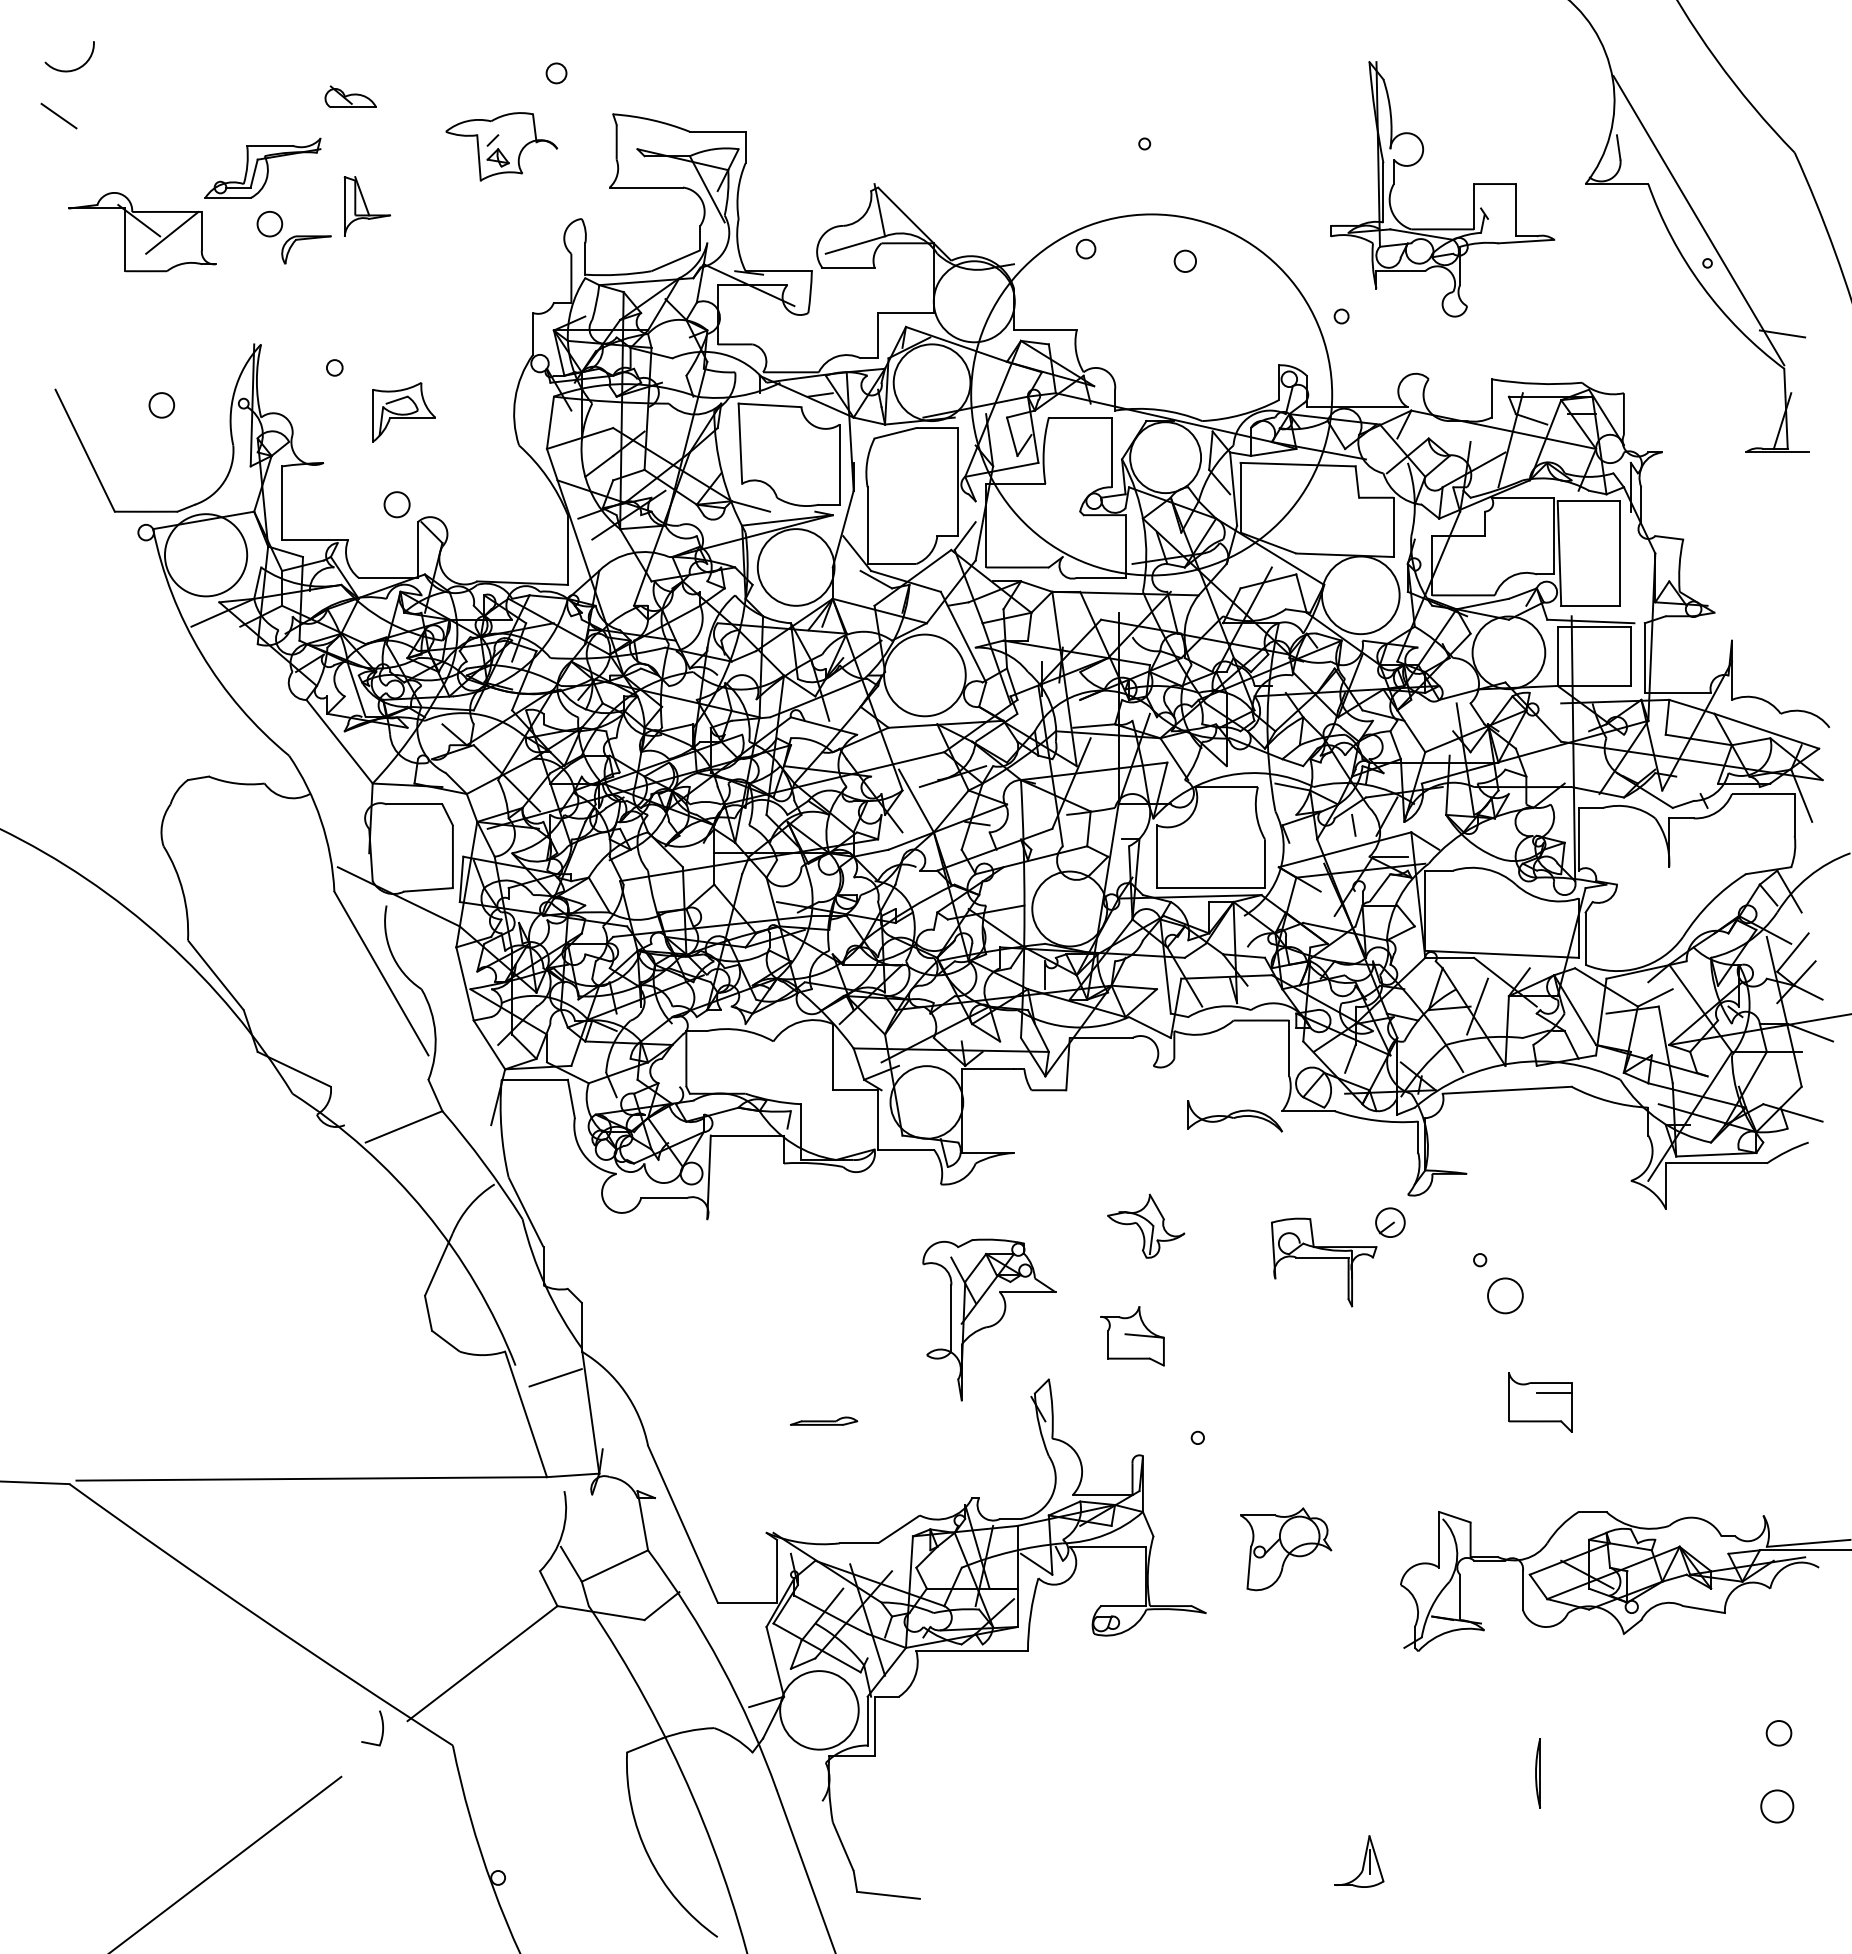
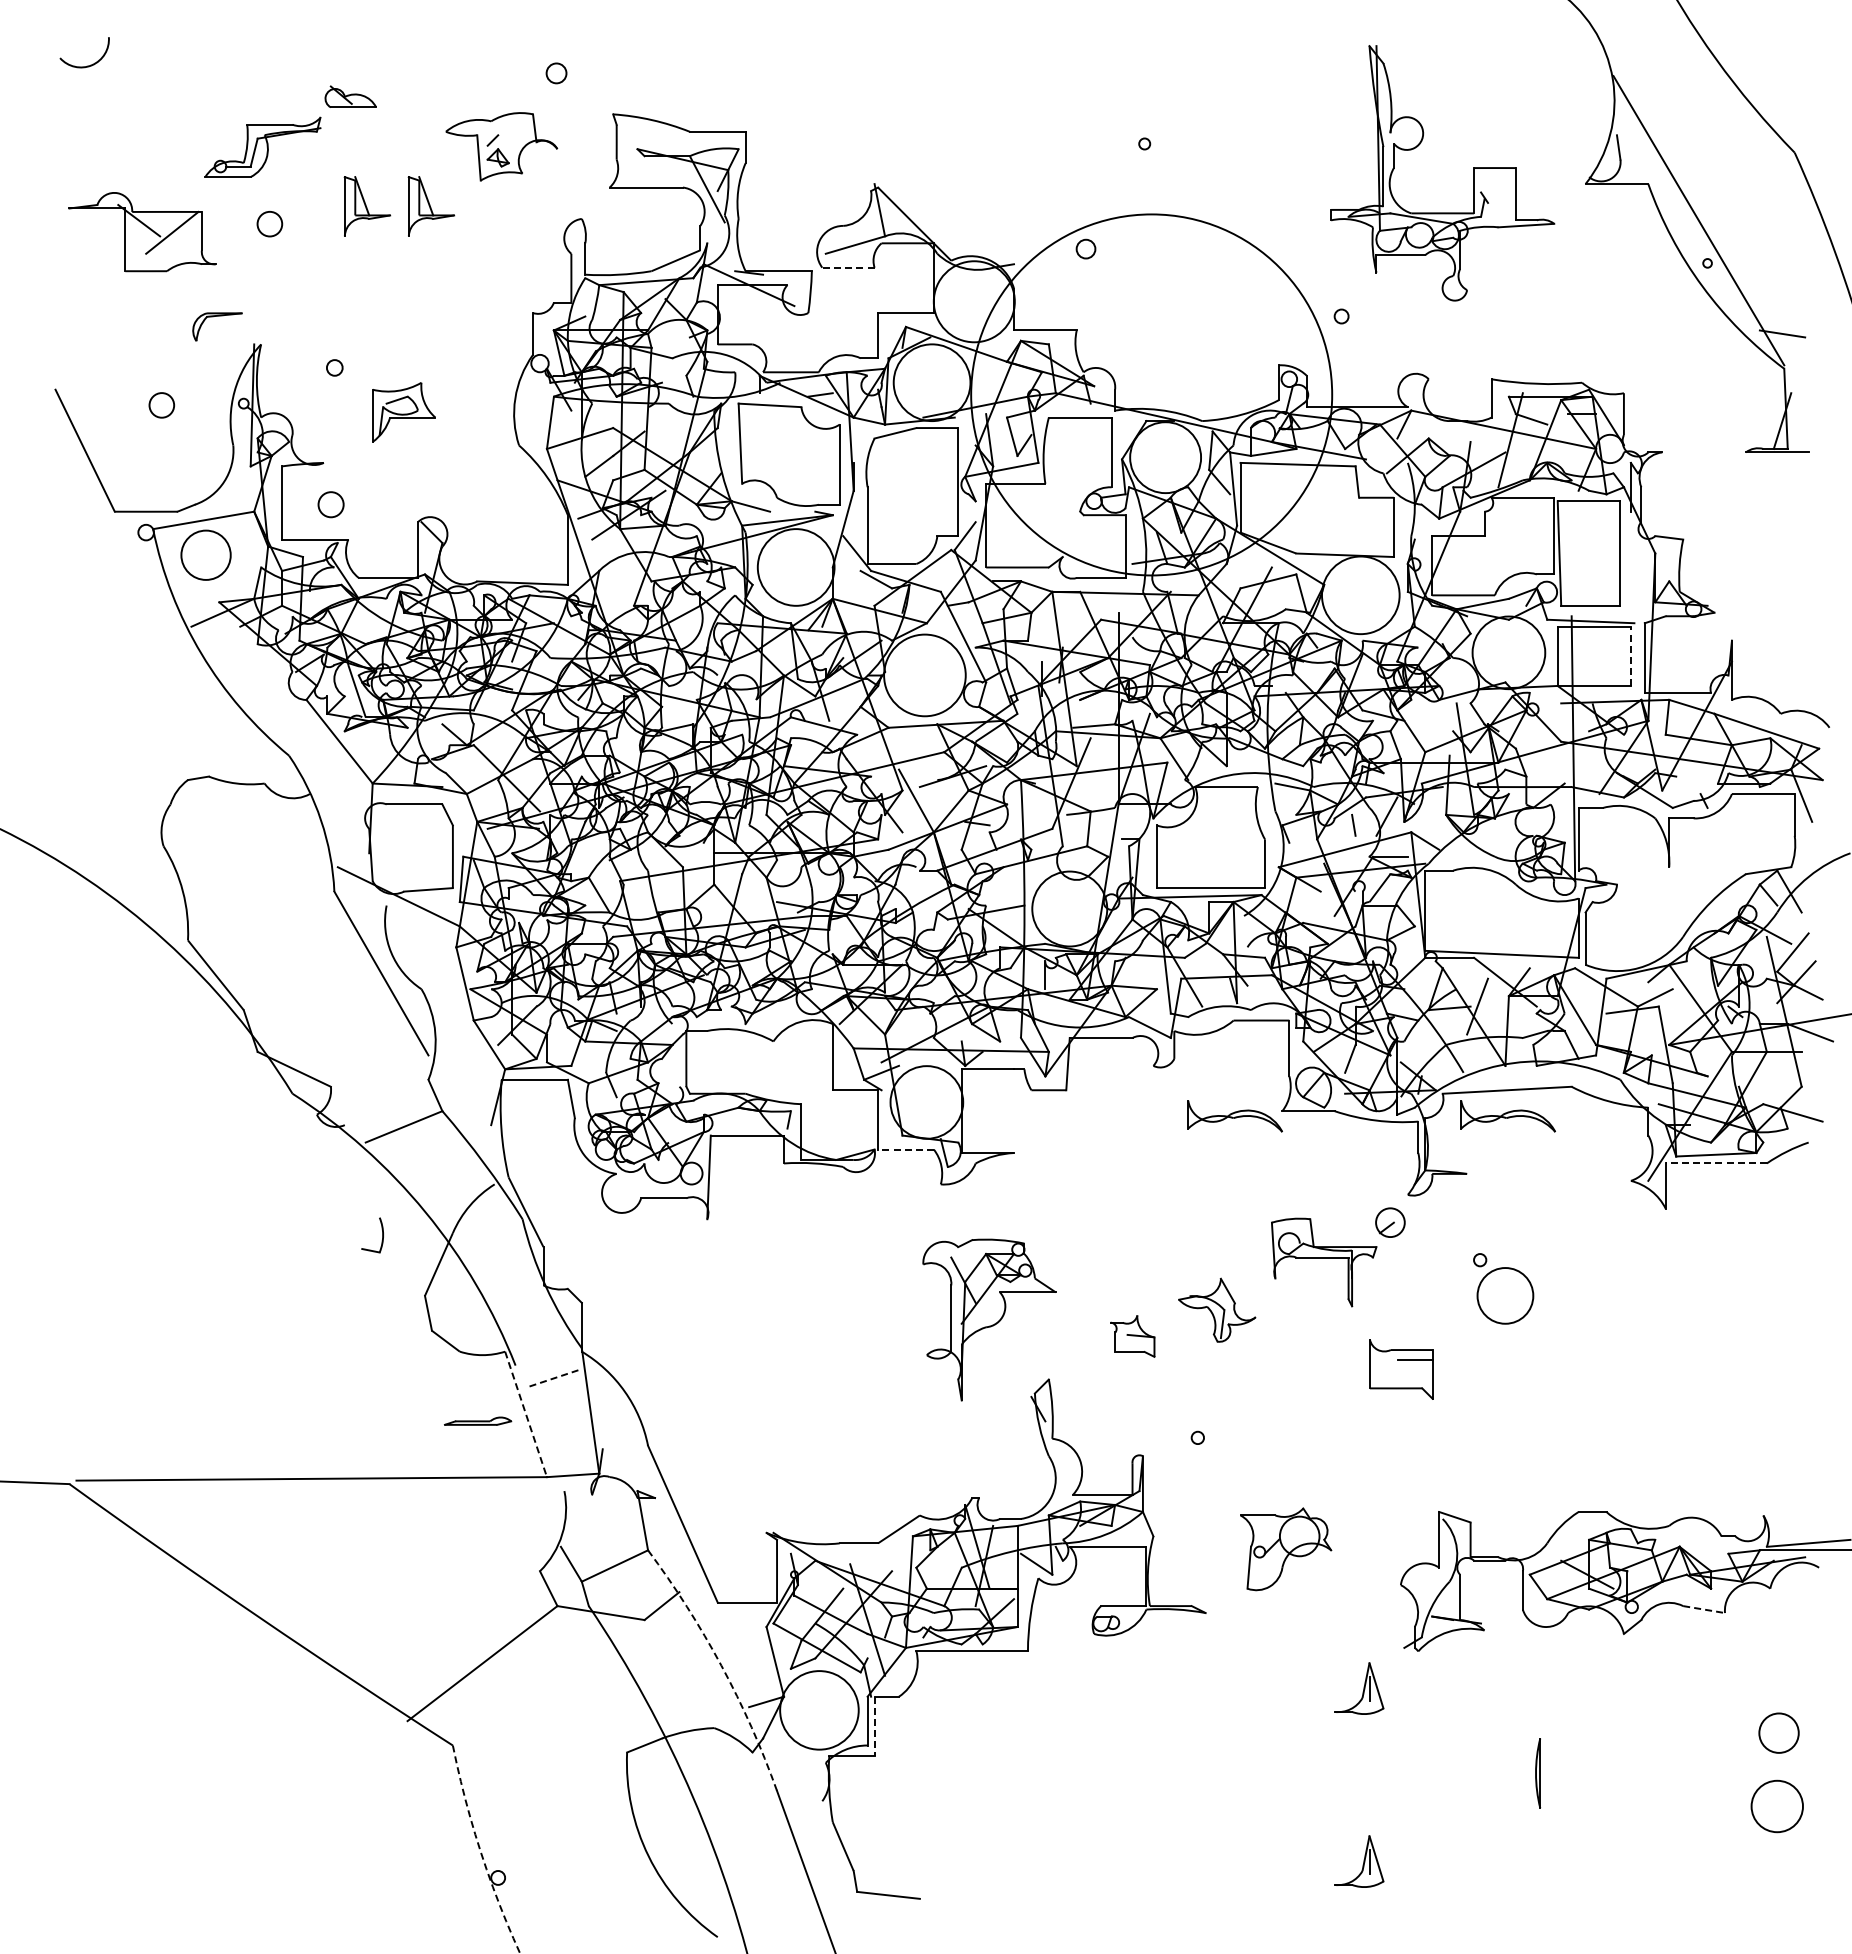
arc position: (72, 69) -> (87, 65) (87, 65)
line: present -> none (58, 115)
part position: (262, 167) -> (262, 146) (262, 146)
part position: (1473, 189) -> (1473, 173) (1473, 173)
part: none -> present (431, 206)
part position: (302, 240) -> (213, 317) (213, 317)
circle: present -> none (1184, 260)
line: solid -> dashed (847, 267)
circle position: (396, 504) -> (330, 504) (330, 504)
circle diameter: 82 px -> 49 px (205, 554)
line: solid -> dashed (1630, 656)
part: none -> present (1507, 1116)
line: solid -> dashed (905, 1149)
line: solid -> dashed (1716, 1163)
part position: (1146, 1225) -> (1217, 1309) (1217, 1309)
circle diameter: 35 px -> 56 px (1505, 1295)
part size: 65x61 px -> 46x43 px (1132, 1336)
line: solid -> dashed (555, 1377)
part position: (1540, 1402) -> (1401, 1369) (1401, 1369)
line: solid -> dashed (526, 1414)
part position: (824, 1420) -> (478, 1420) (478, 1420)
line: solid -> dashed (1704, 1609)
arc: solid -> dashed (721, 1665)
part: none -> present (1359, 1688)
line: solid -> dashed (874, 1726)
part position: (382, 1728) -> (382, 1235) (382, 1235)
circle size: 28x27 px -> 42x42 px (1778, 1732)
circle diameter: 32 px -> 51 px (1776, 1806)
arc: solid -> dashed (480, 1852)
line: present -> none (226, 1863)
